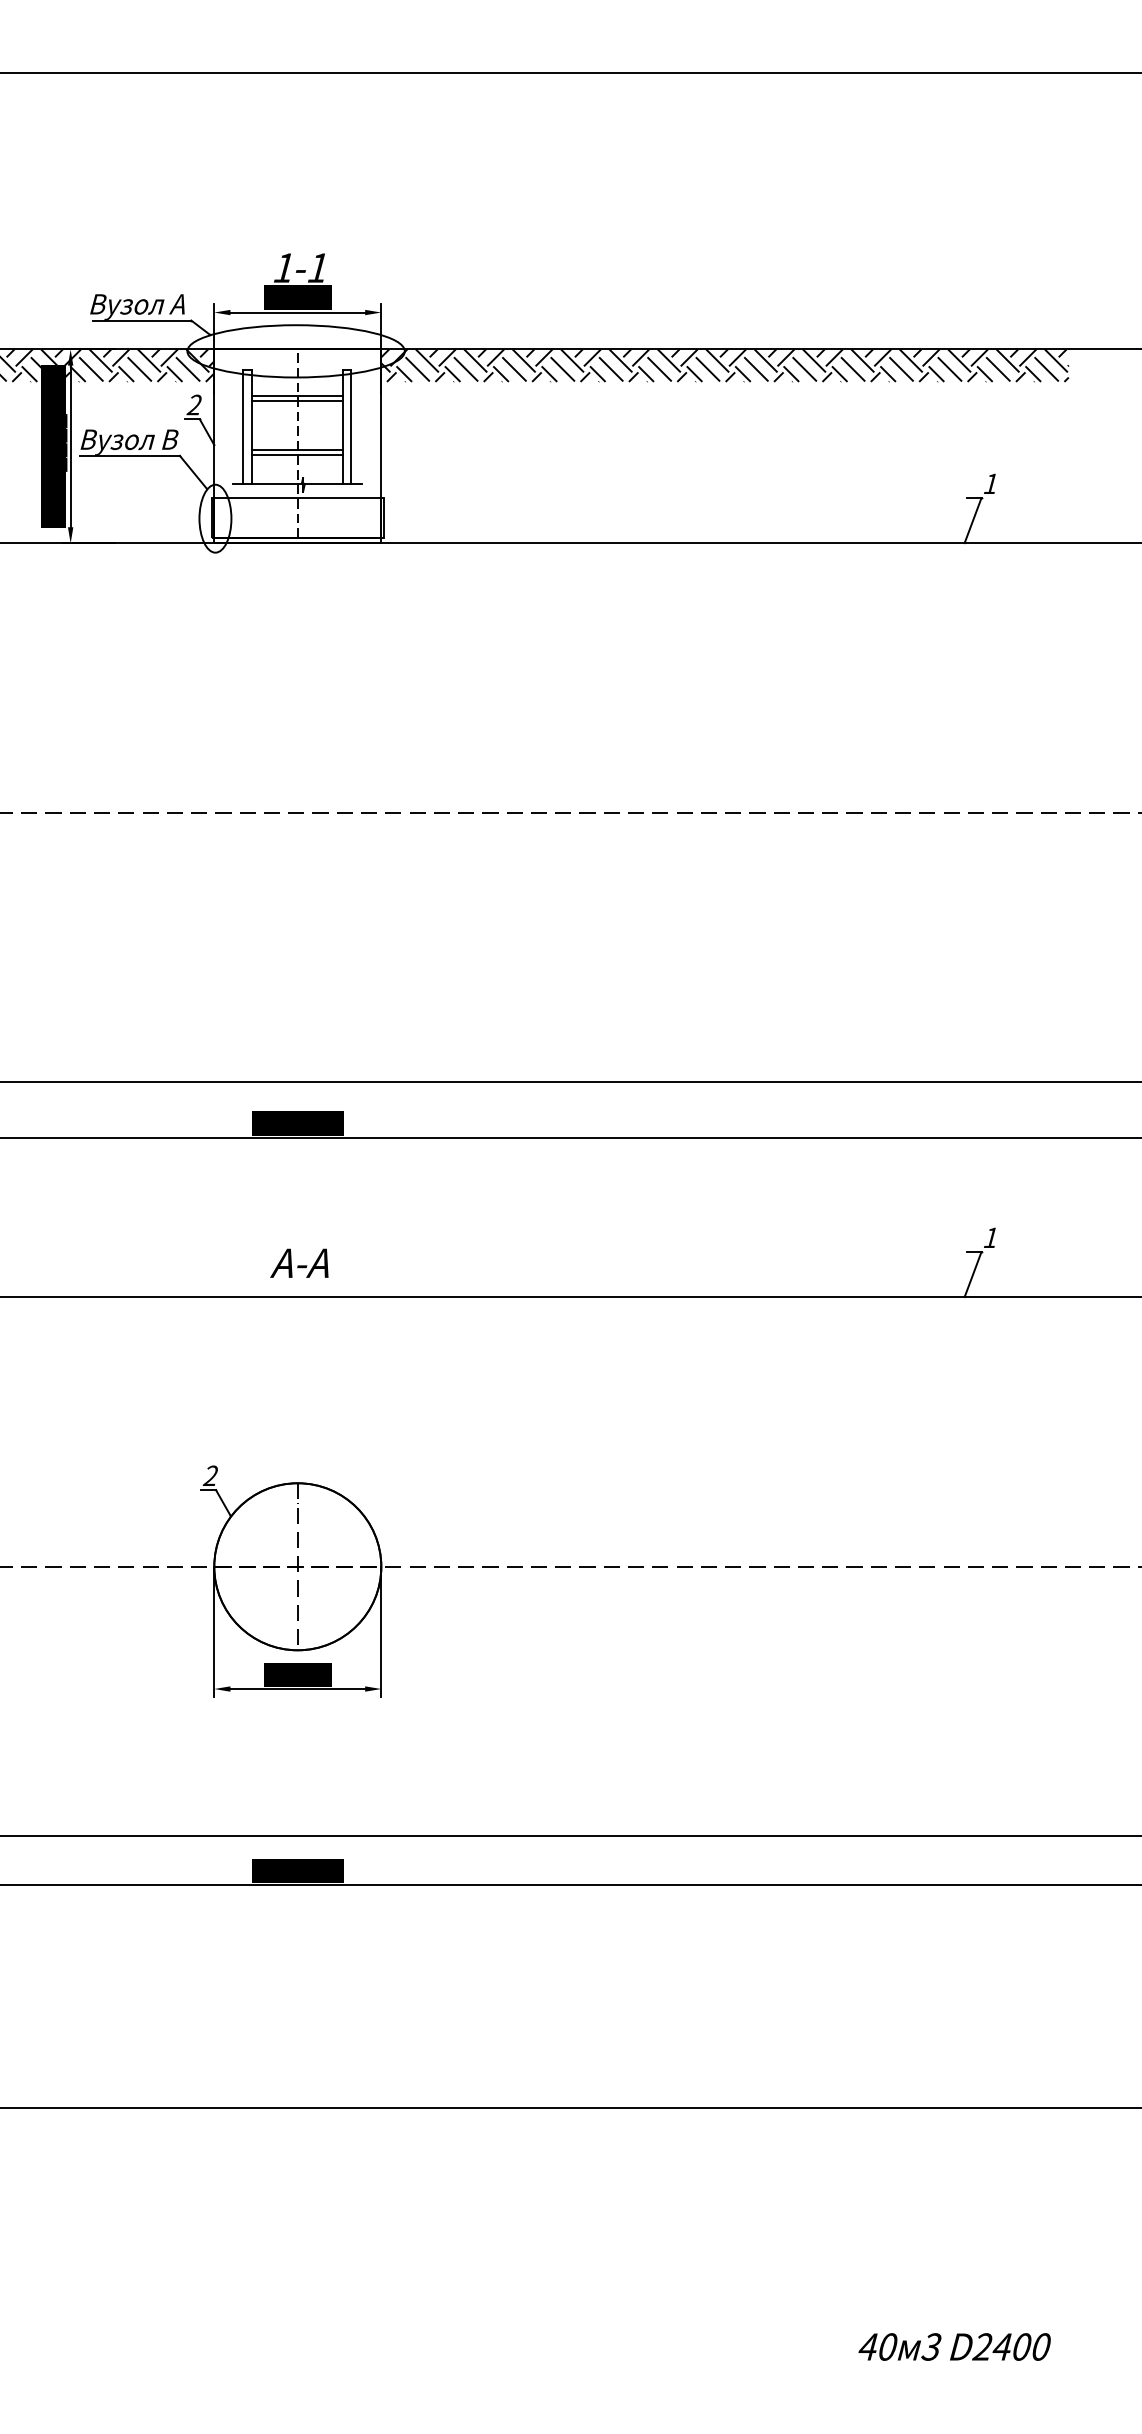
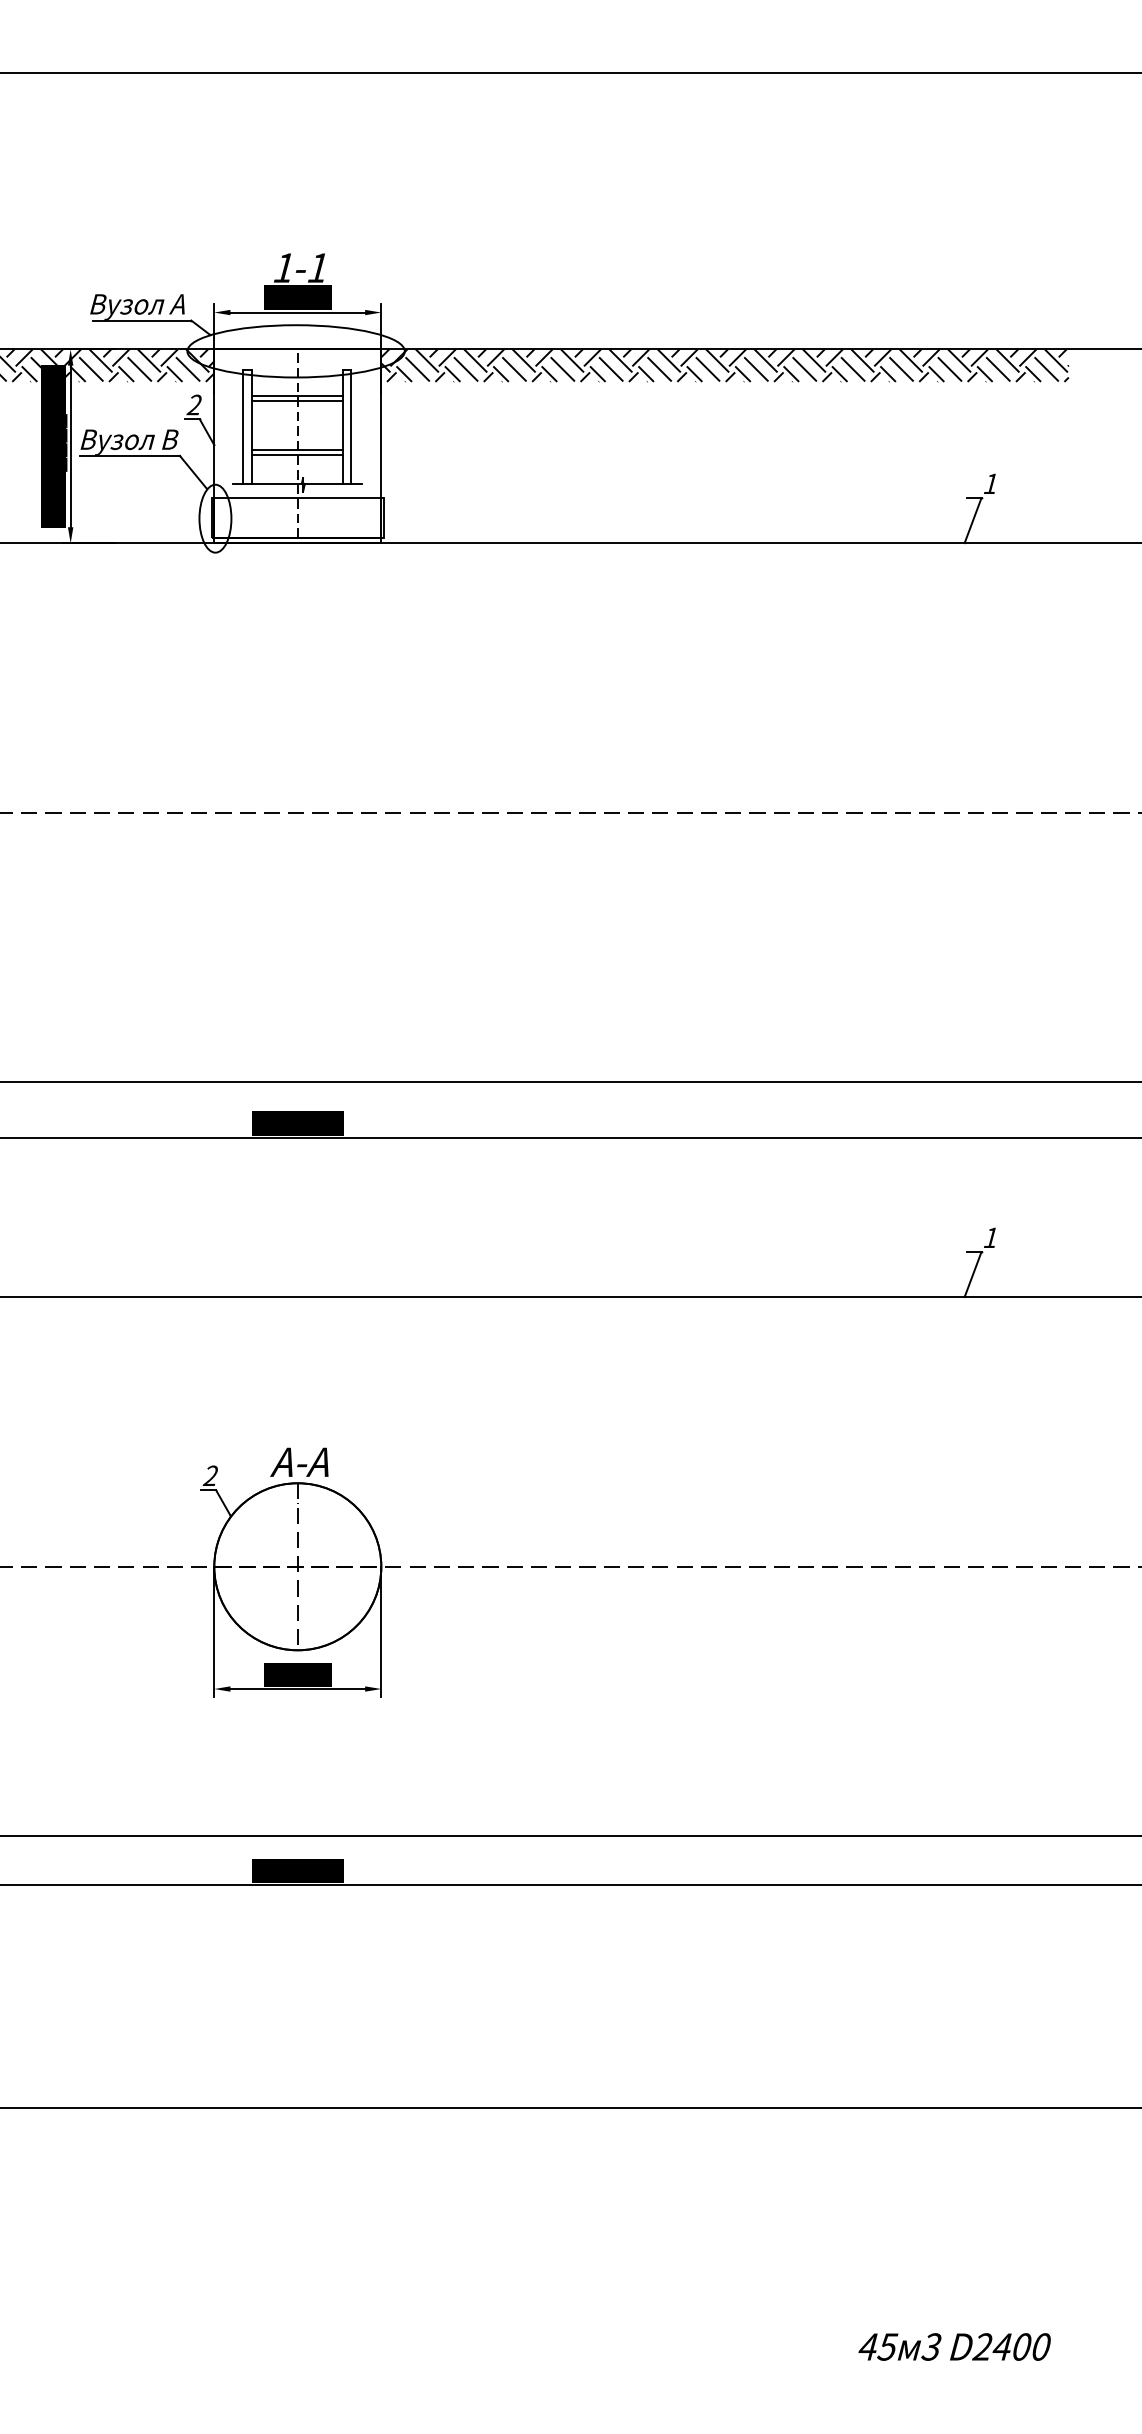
text position: (299, 1262) -> (299, 1461) (299, 1461)
text: 40 -> 45 (887, 2346)
